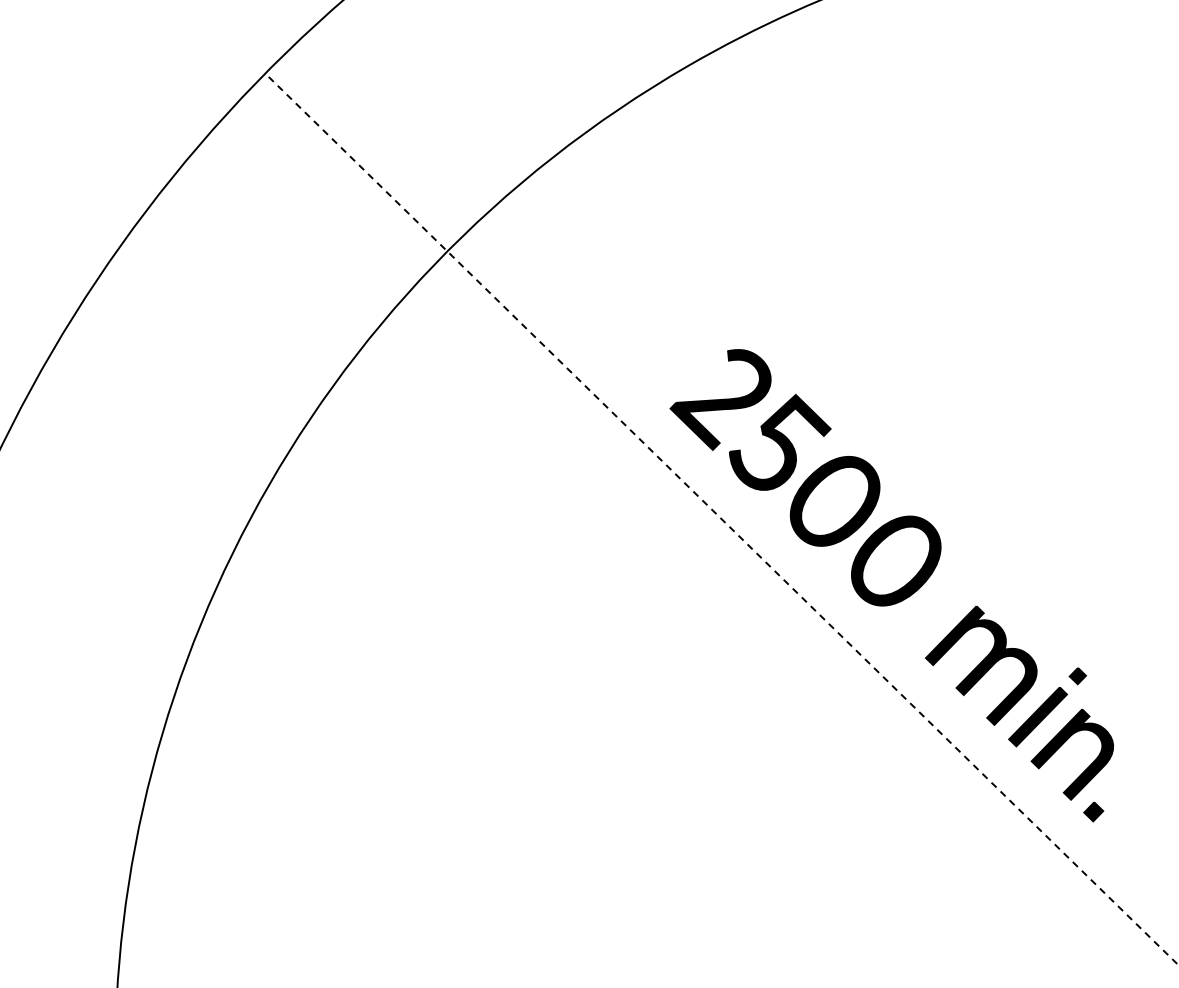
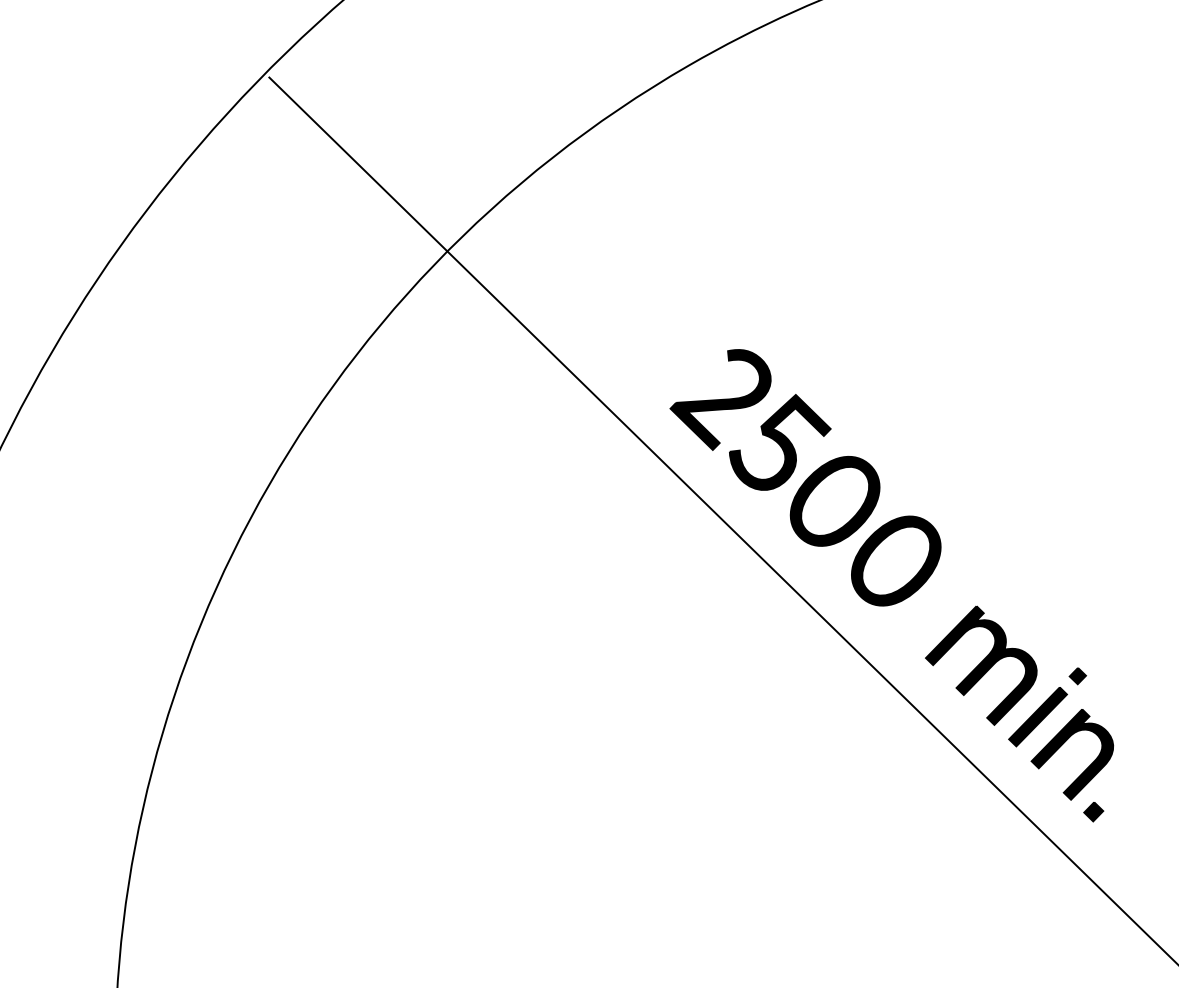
line: dashed -> solid (723, 521)
